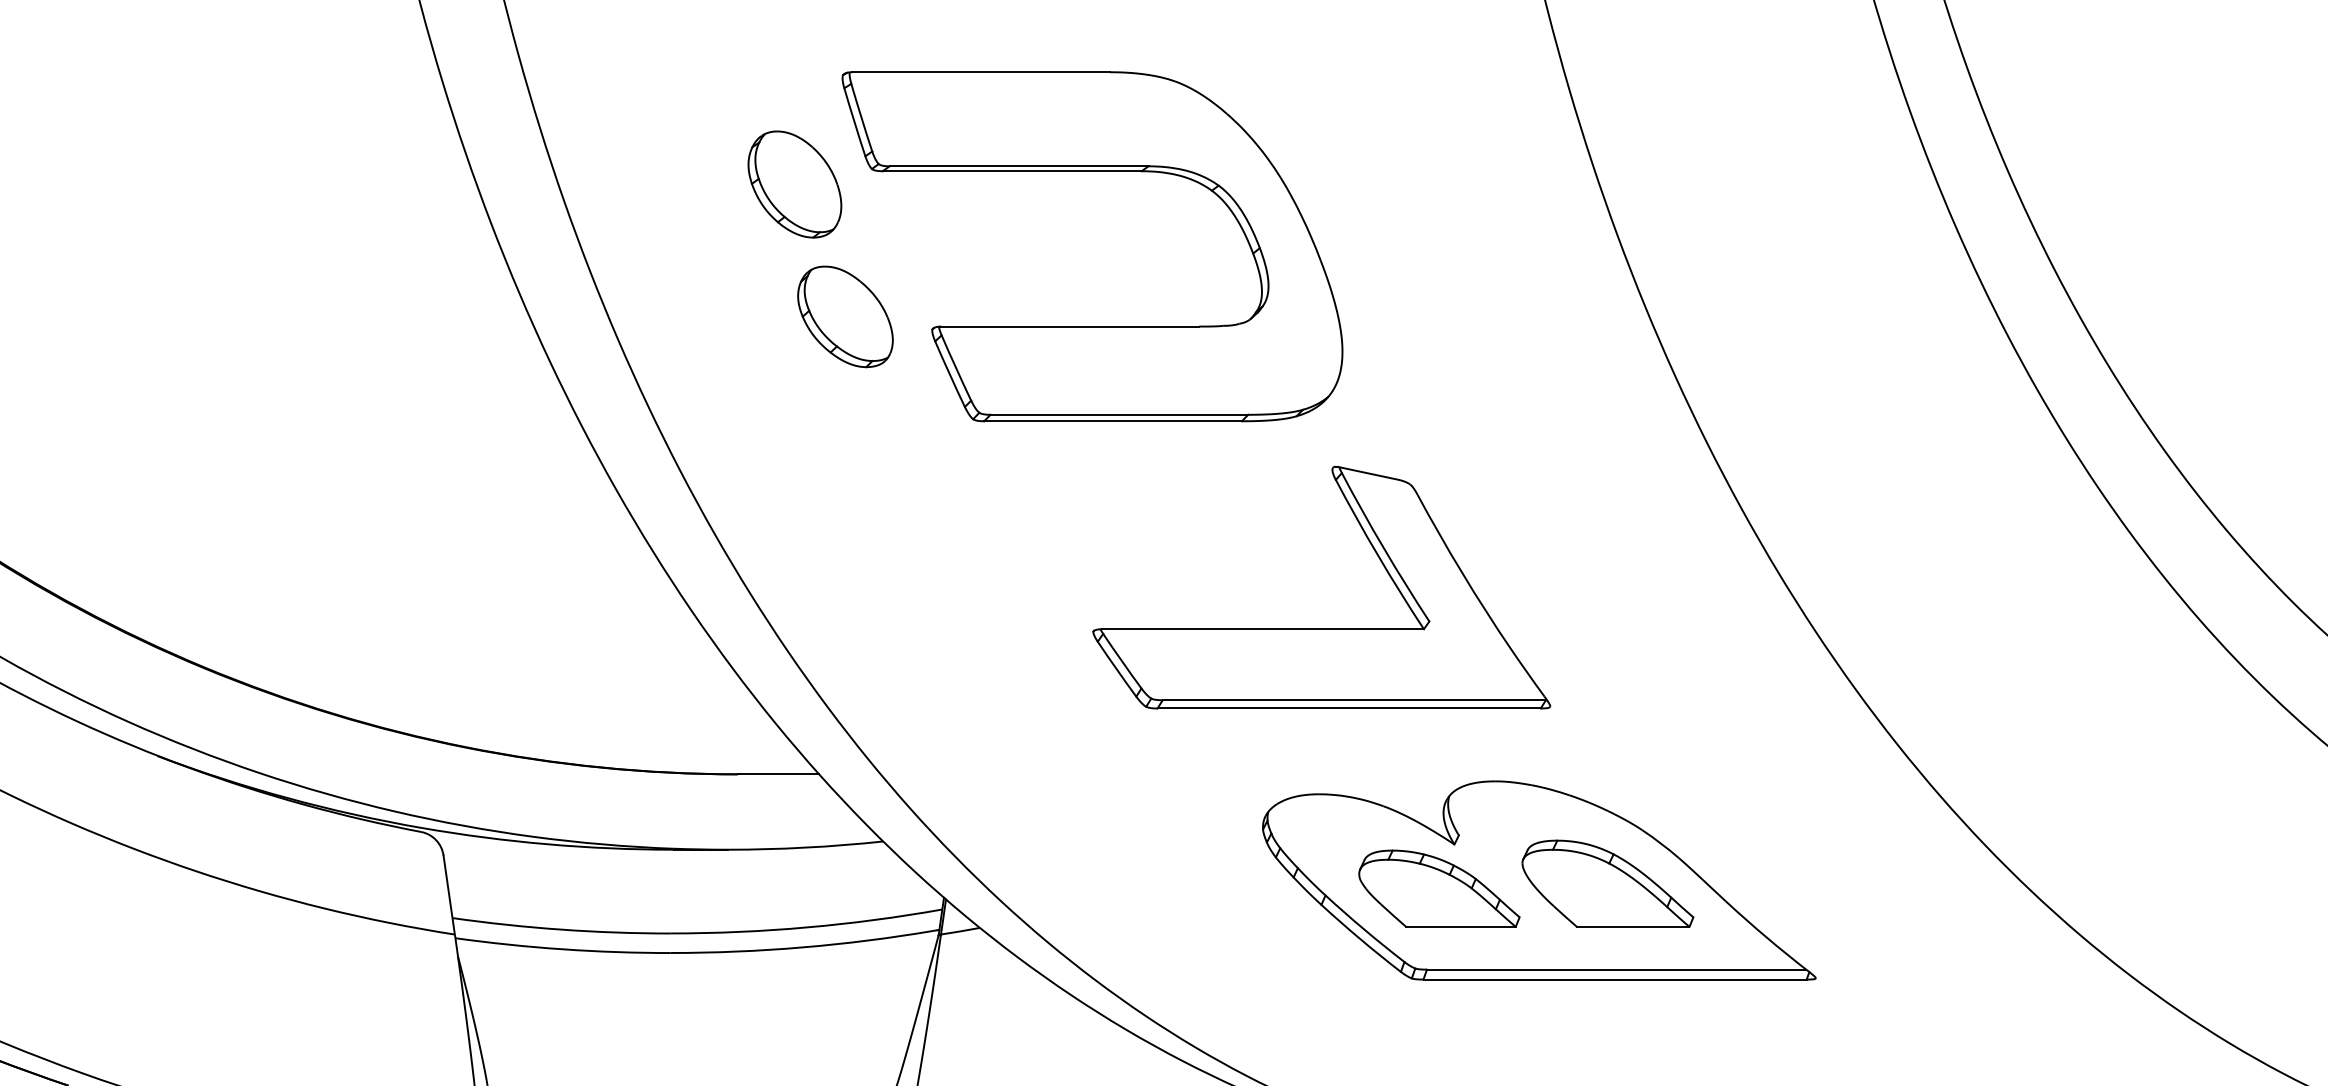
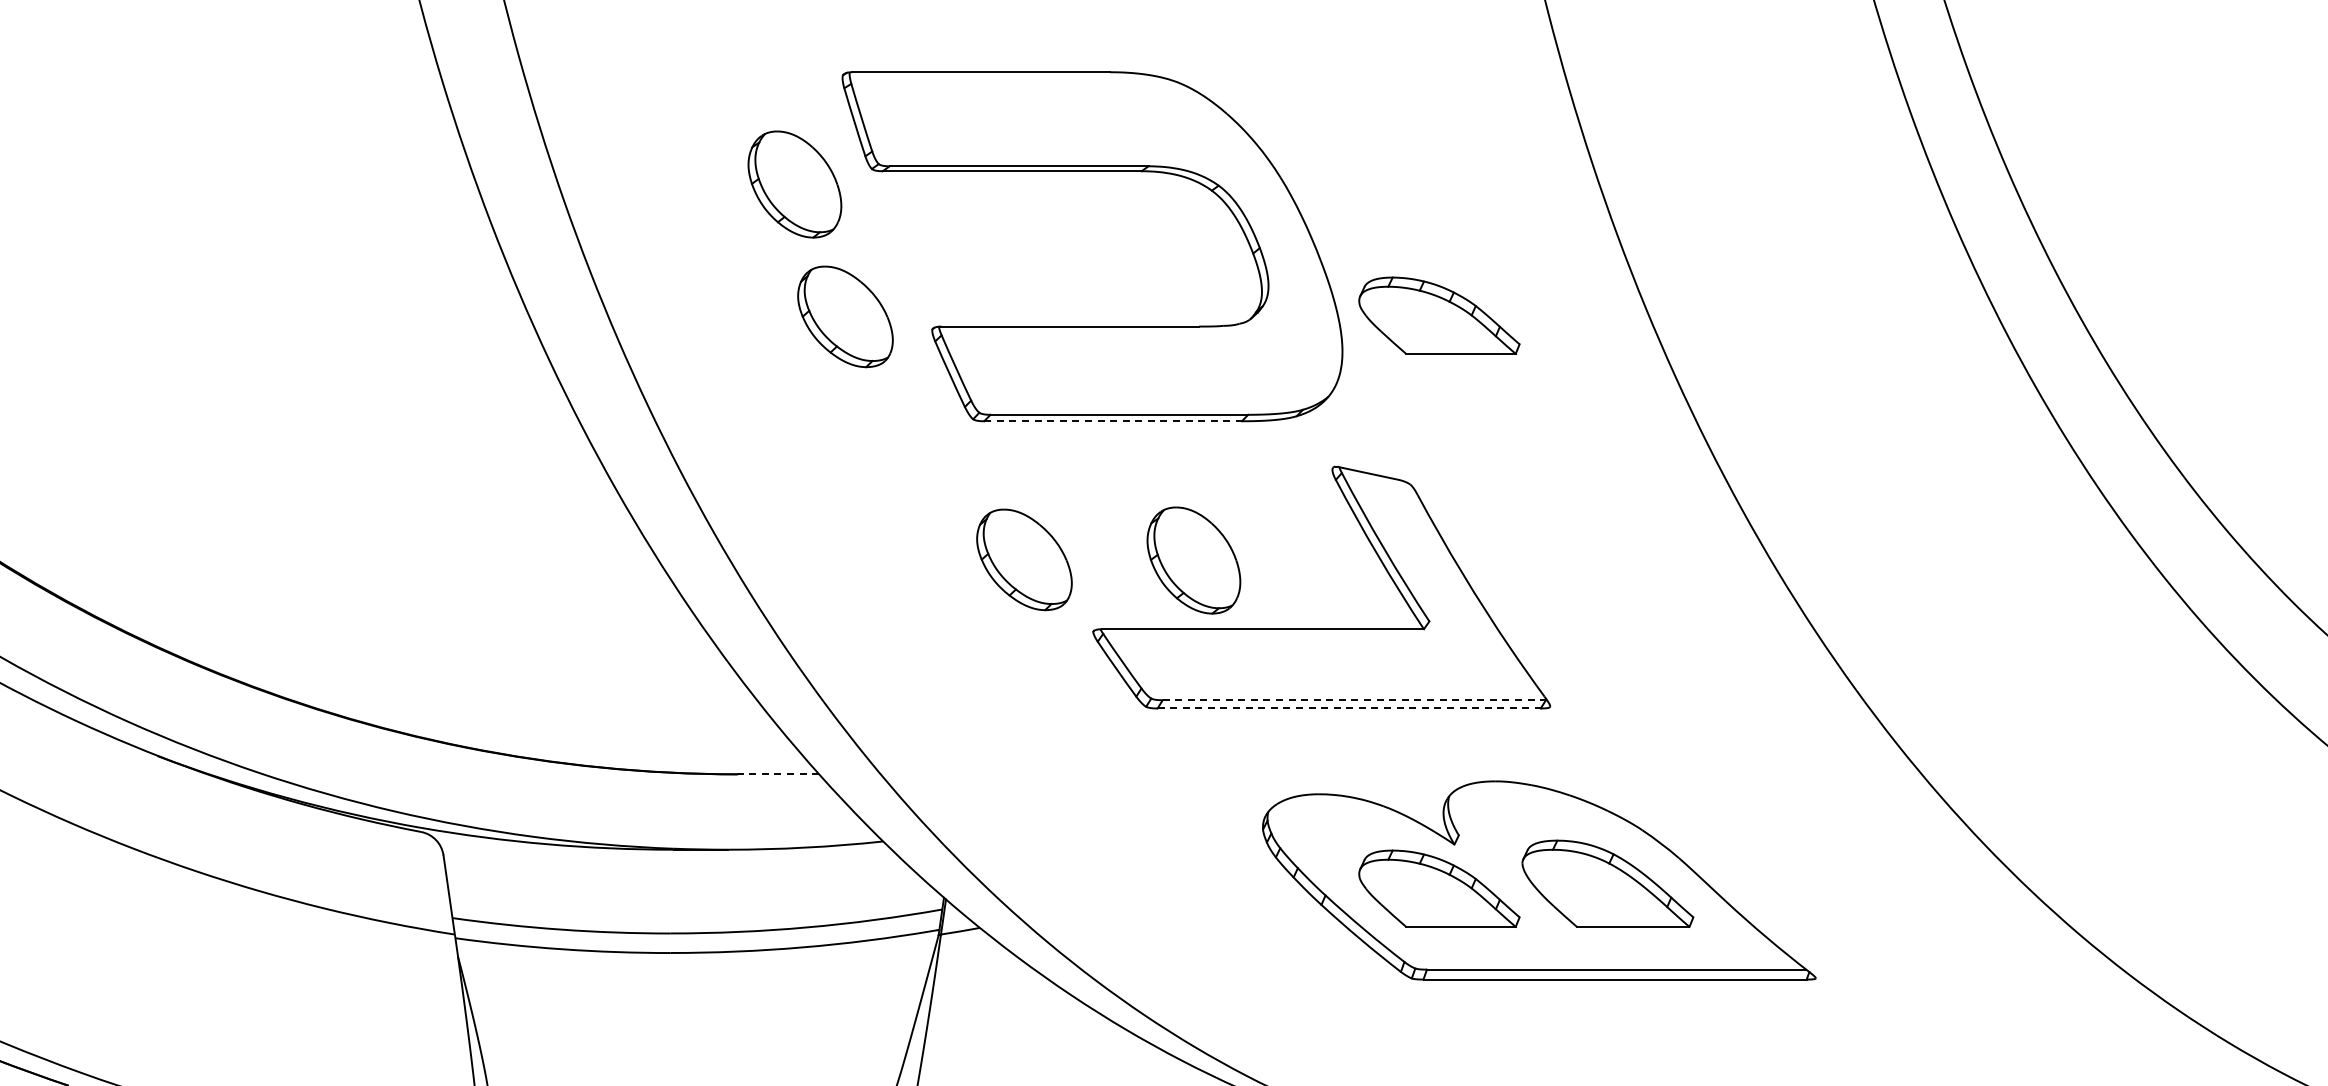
part: none -> present (1439, 315)
line: solid -> dashed (1113, 421)
part: none -> present (1024, 559)
part: none -> present (1193, 560)
line: solid -> dashed (1354, 700)
line: solid -> dashed (1349, 708)
line: solid -> dashed (778, 774)
